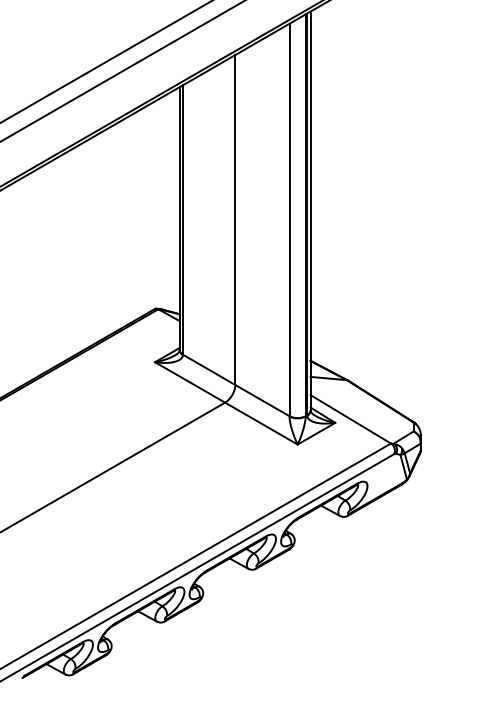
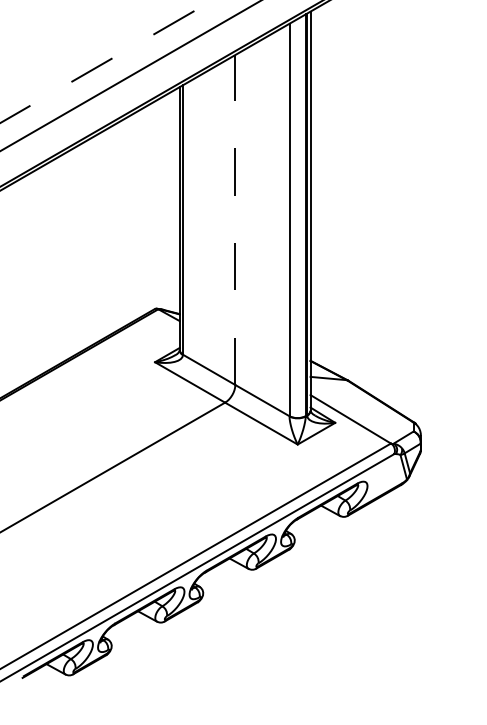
line: solid -> dashed (106, 61)
line position: (122, 71) -> (130, 75) (130, 75)
line: solid -> dashed (235, 220)
